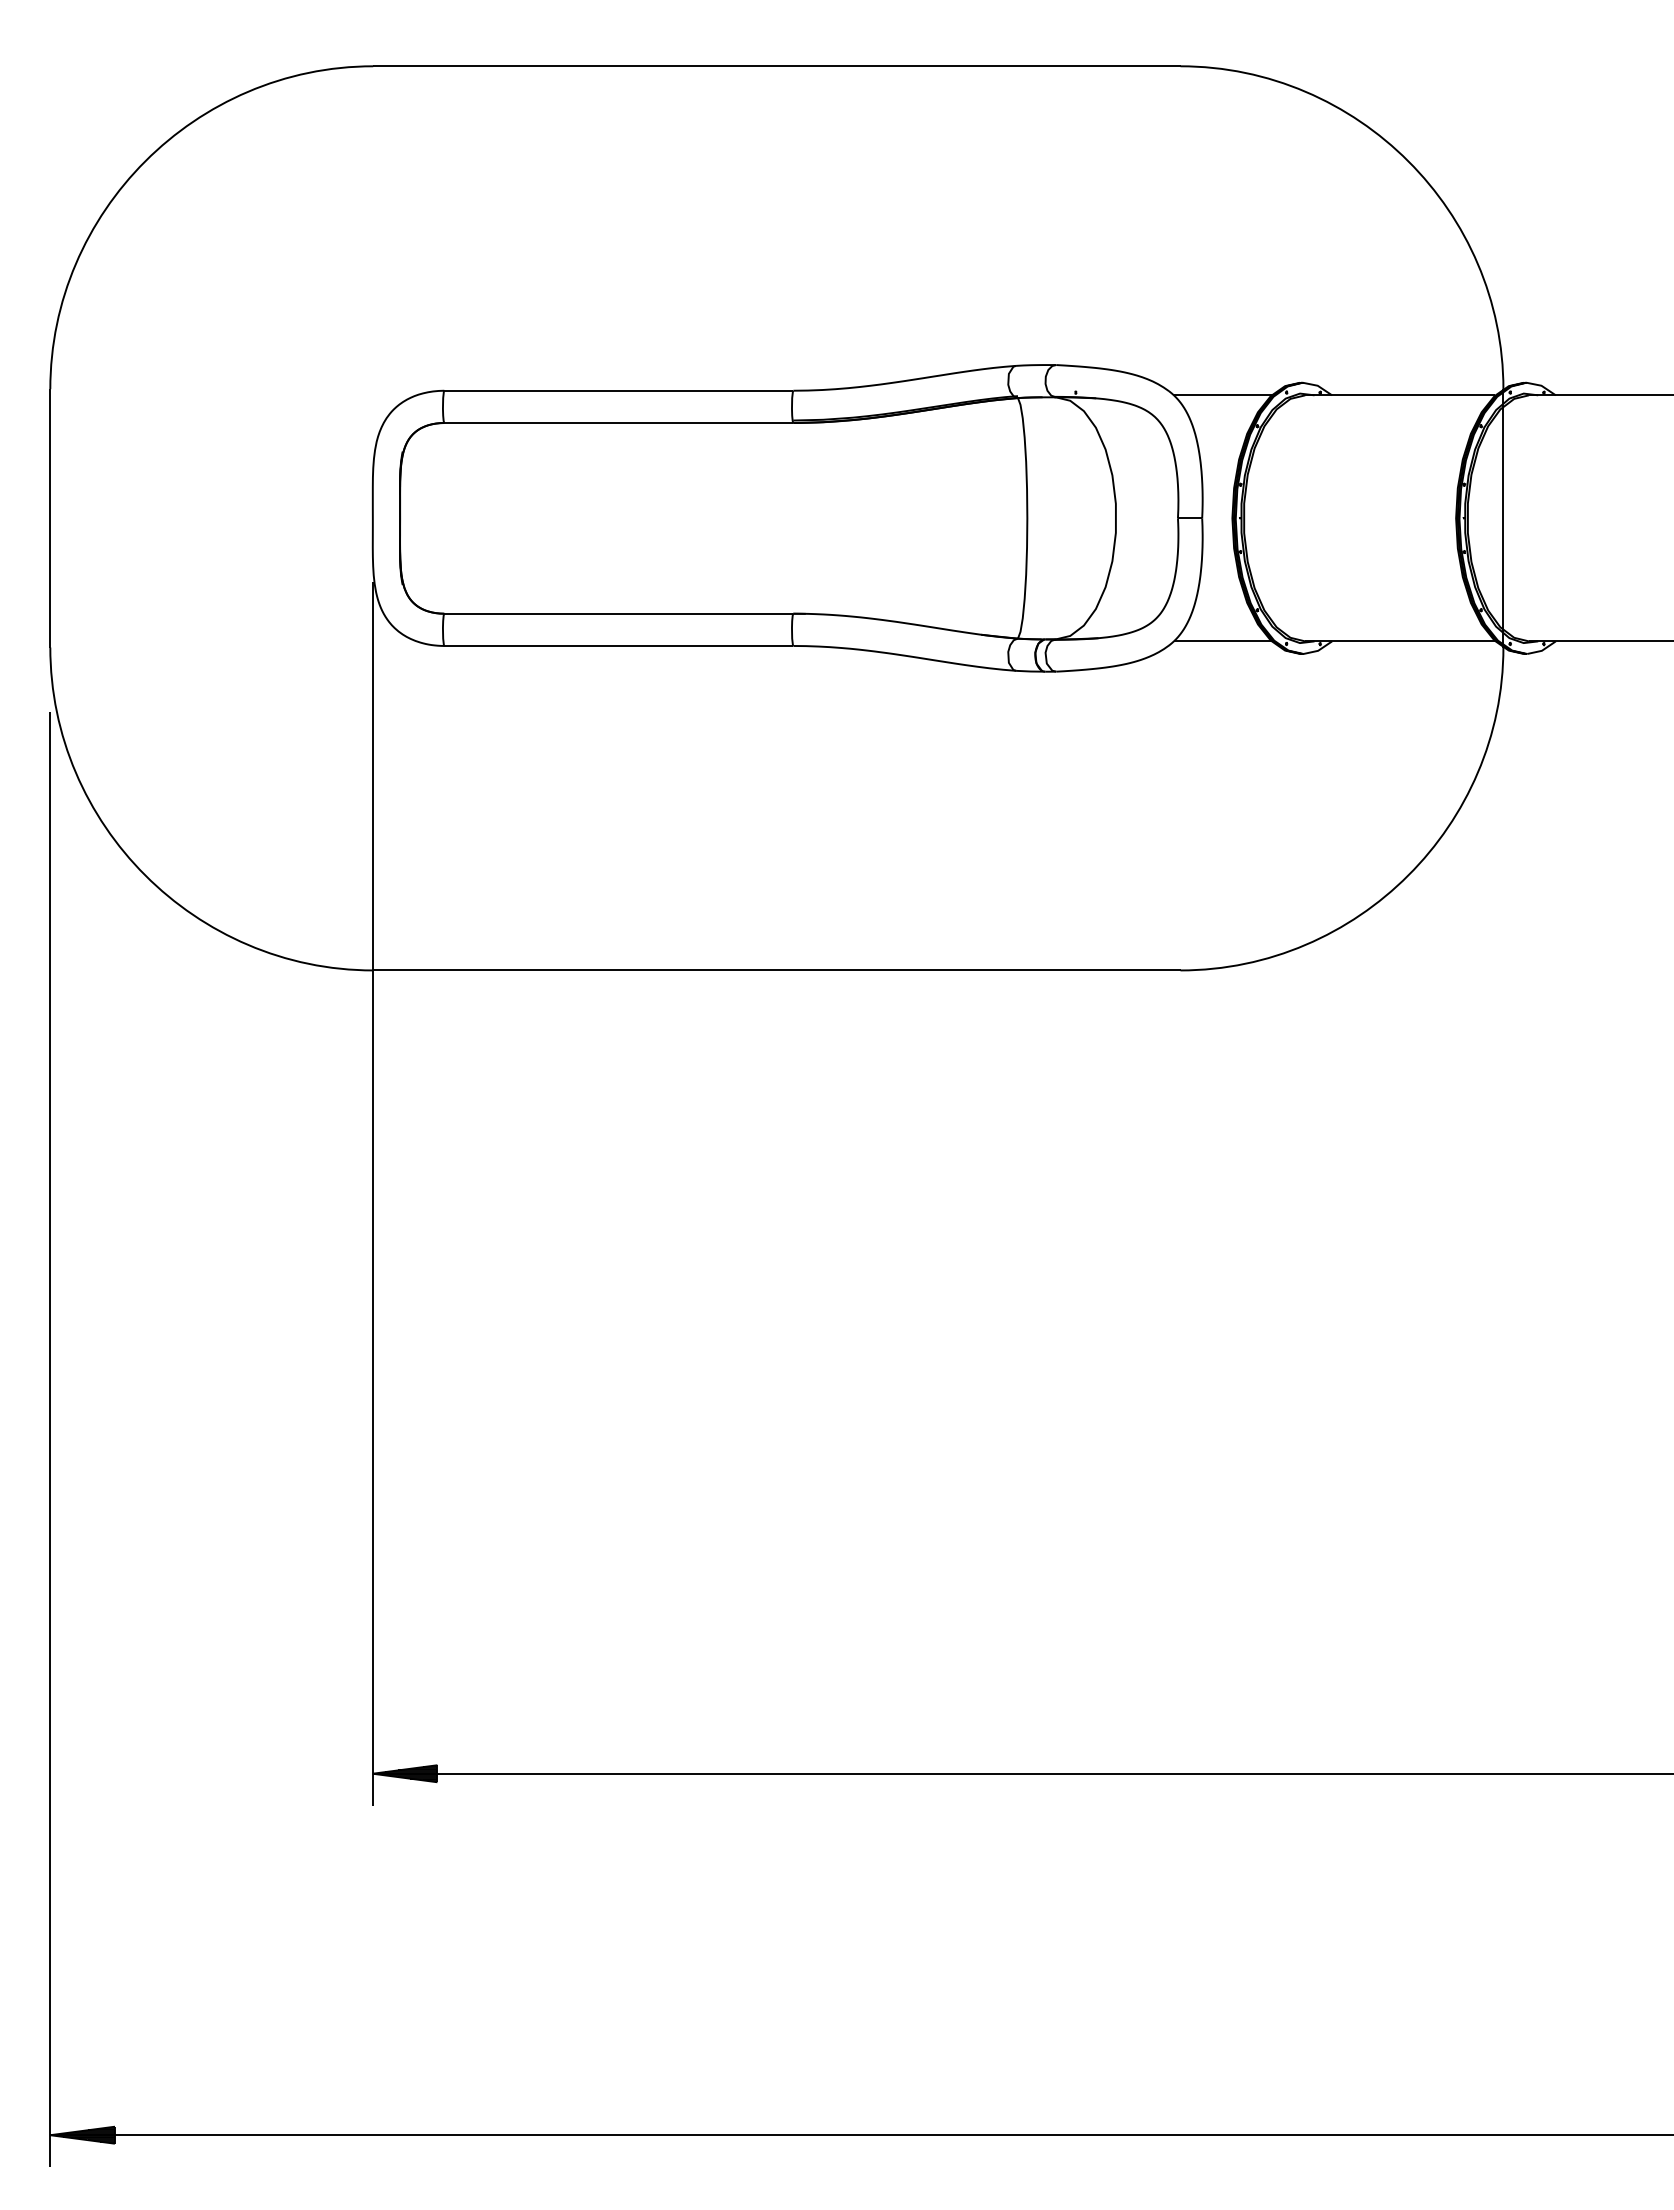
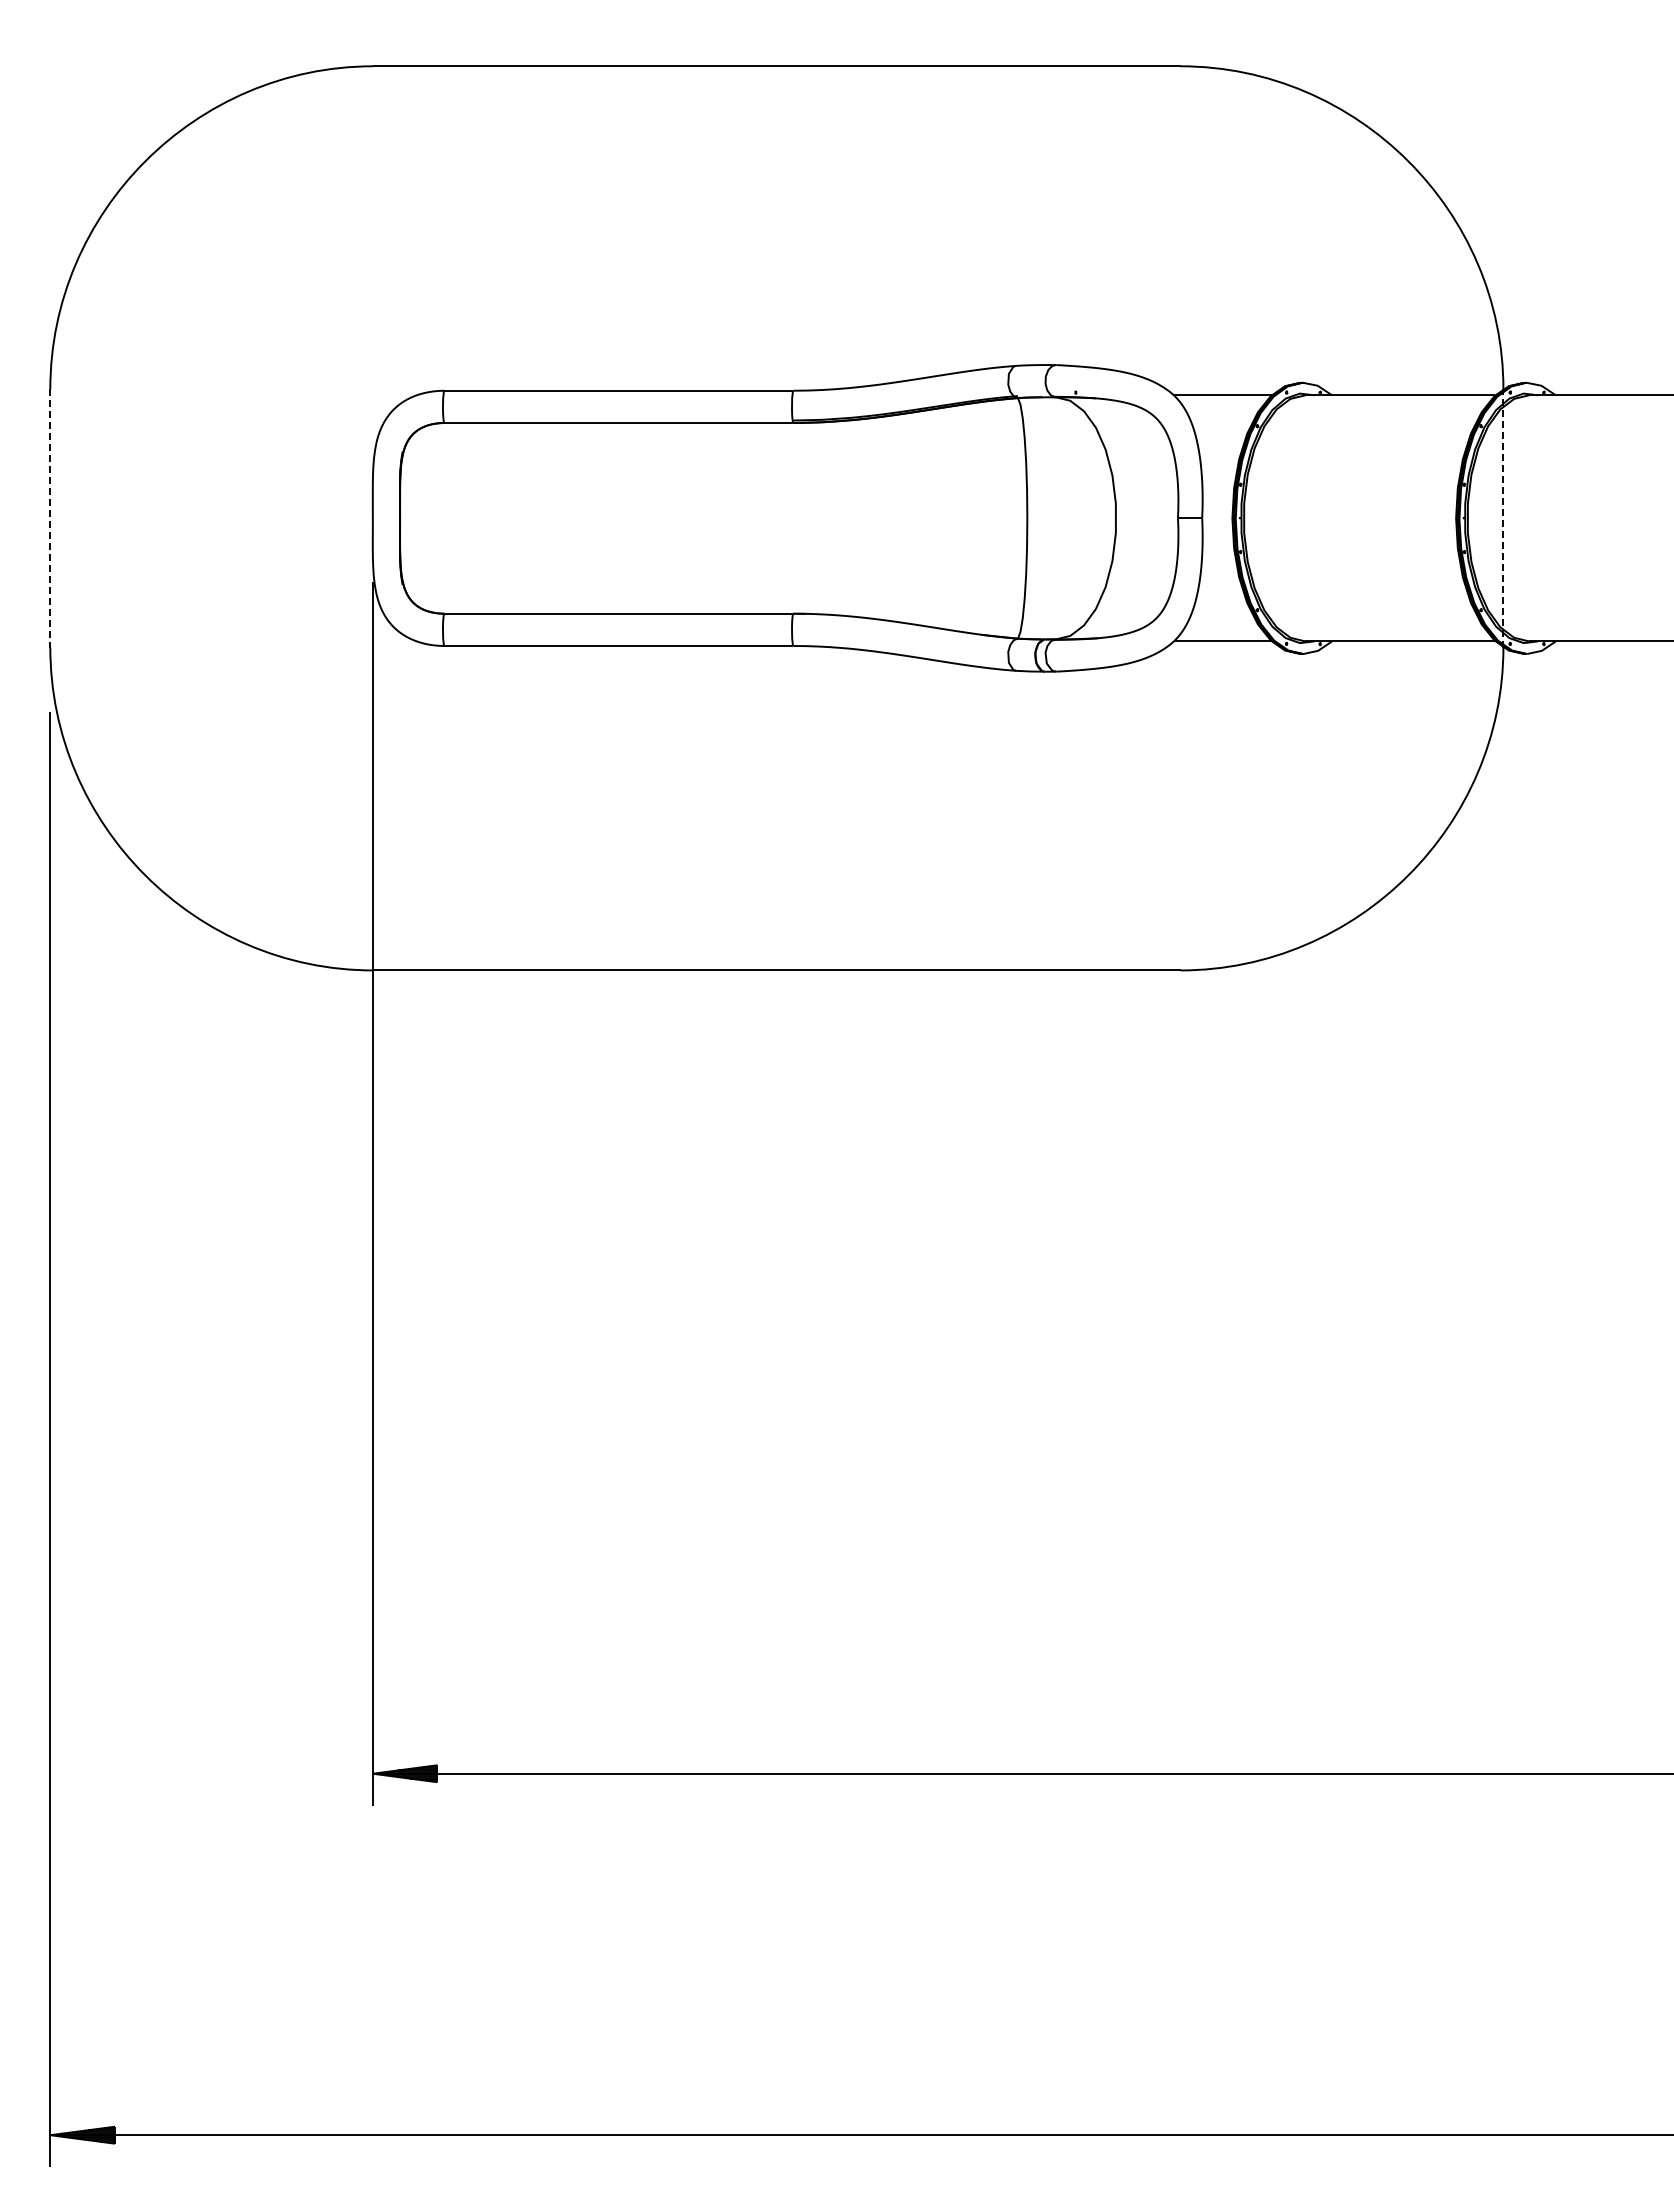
line: solid -> dashed (1503, 517)
line: solid -> dashed (50, 518)
